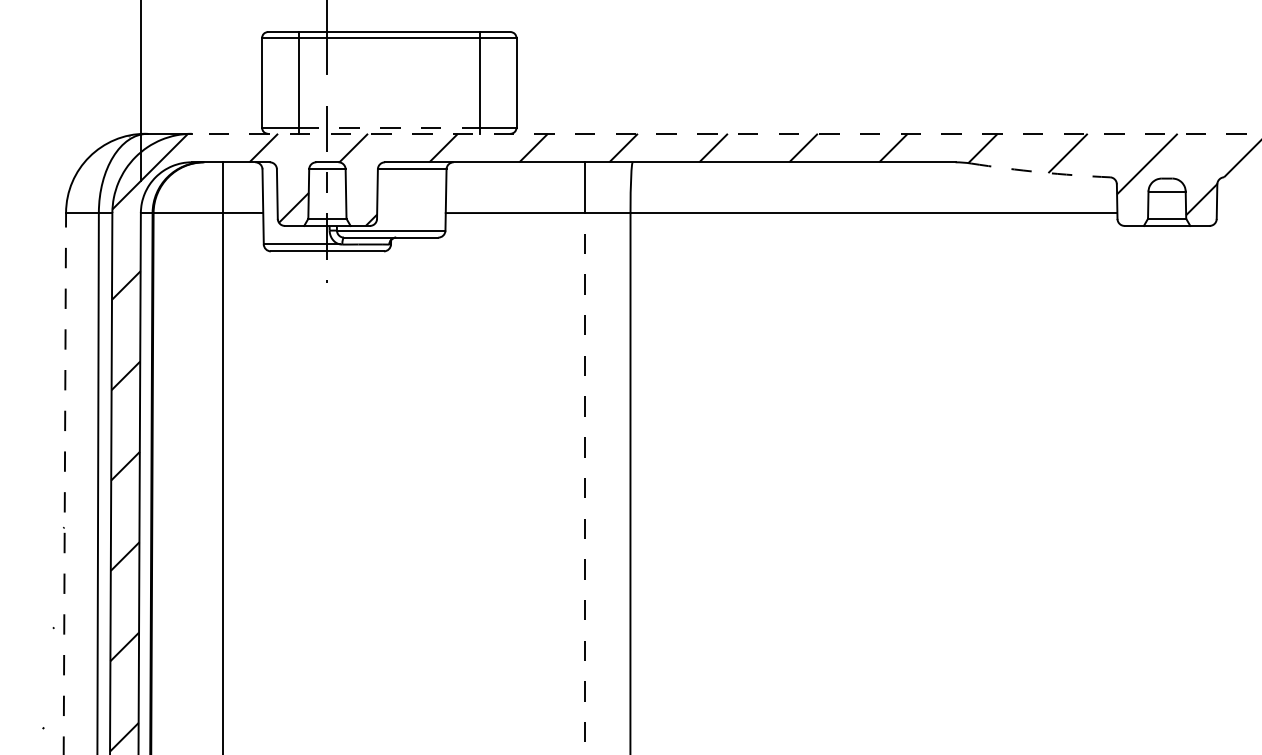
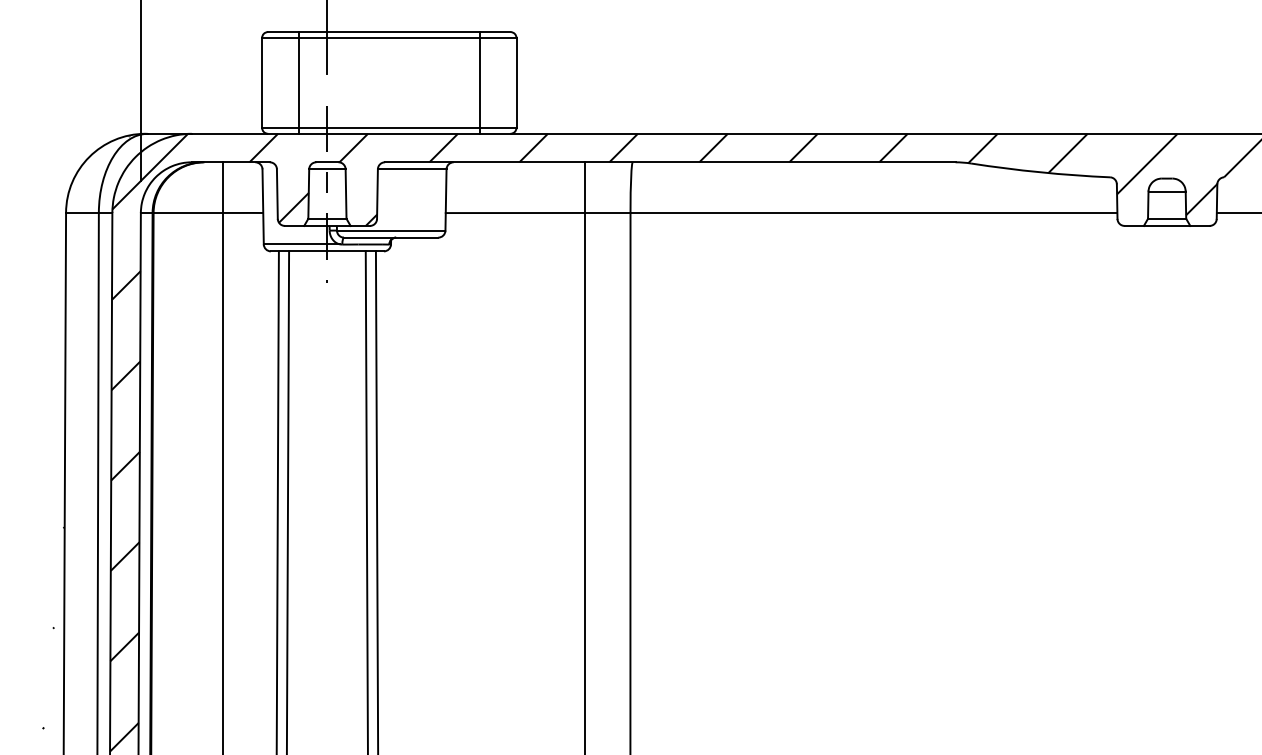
line: dashed -> solid (389, 127)
line: dashed -> solid (726, 133)
arc: dashed -> solid (1040, 172)
line: none -> present (1237, 212)
line: dashed -> solid (64, 483)
line: dashed -> solid (584, 483)
line: none -> present (277, 501)
line: none -> present (287, 501)
line: none -> present (366, 501)
line: none -> present (376, 501)
